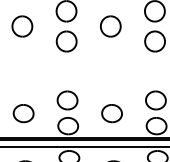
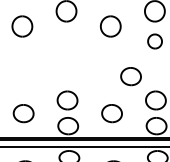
part: present -> none (66, 41)
part size: 22x23 px -> 16x17 px (154, 41)
part: none -> present (130, 76)
